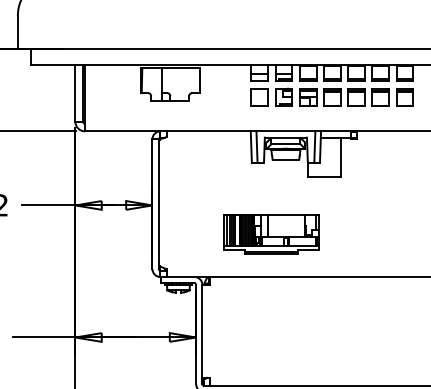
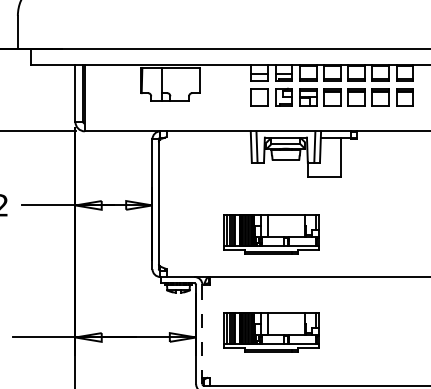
part: none -> present (271, 332)
line: solid -> dashed (202, 334)
